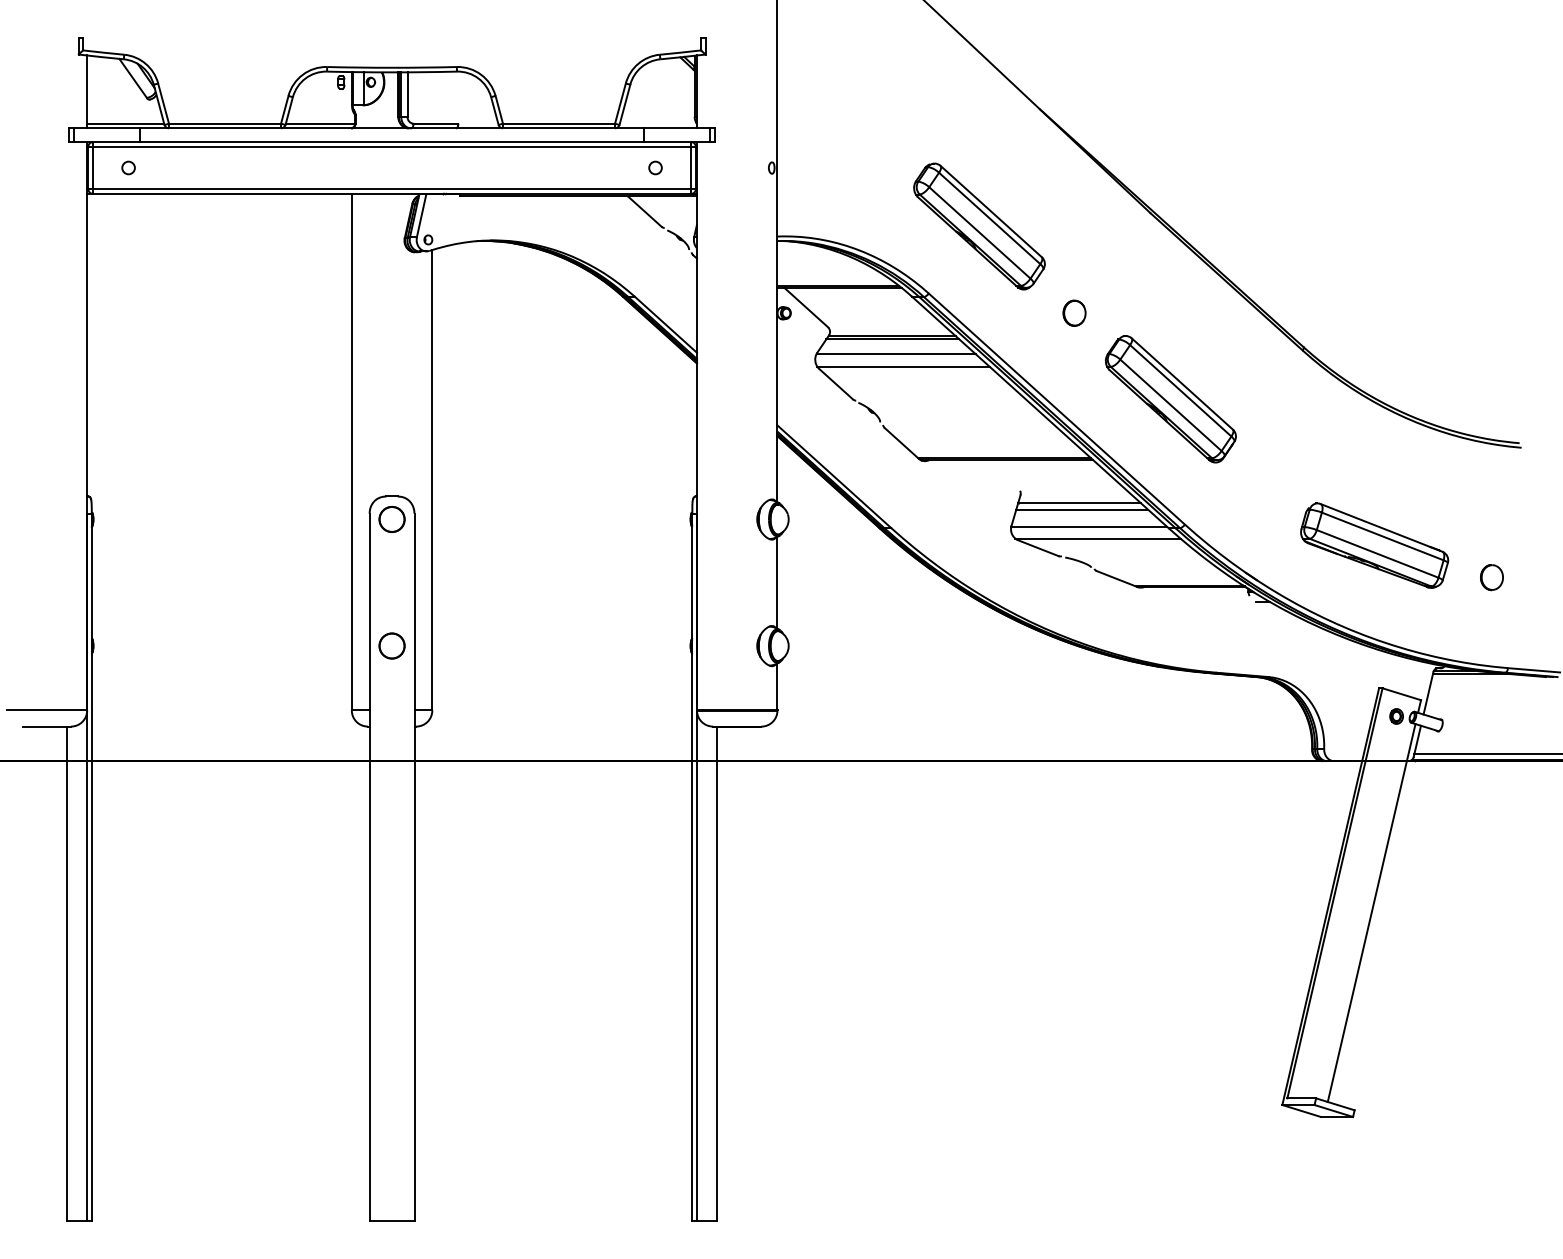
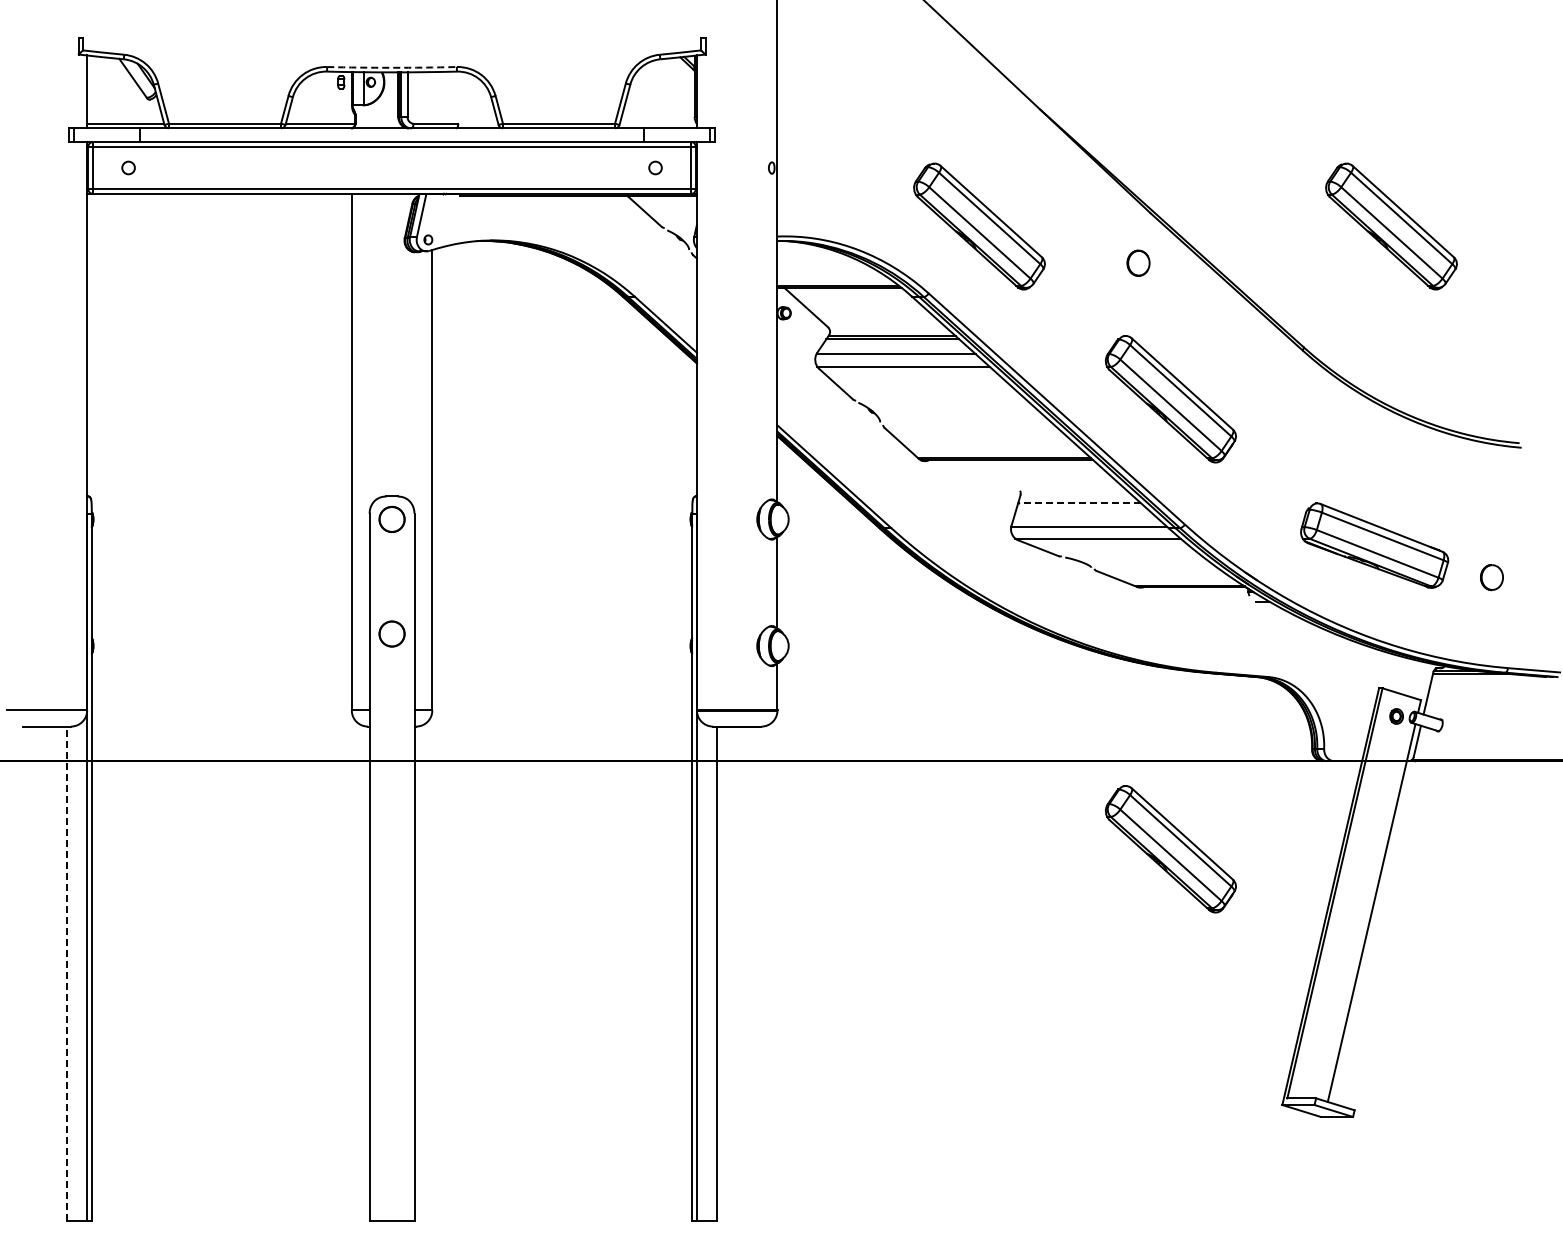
arc: solid -> dashed (392, 67)
part: none -> present (1391, 226)
part position: (1074, 312) -> (1138, 262) (1138, 262)
line: solid -> dashed (1079, 503)
line: present -> none (1082, 509)
circle position: (391, 645) -> (391, 633) (391, 633)
line: present -> none (1486, 754)
part: none -> present (1170, 849)
line: solid -> dashed (67, 973)
